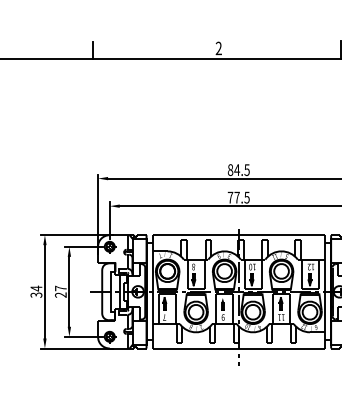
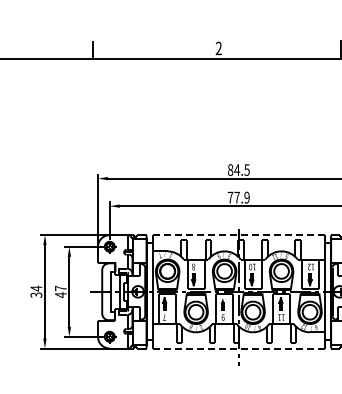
text: 77.5 -> 77.9 (246, 197)
line: solid -> dashed (238, 234)
text: 27 -> 47 (60, 295)
line: solid -> dashed (238, 348)
